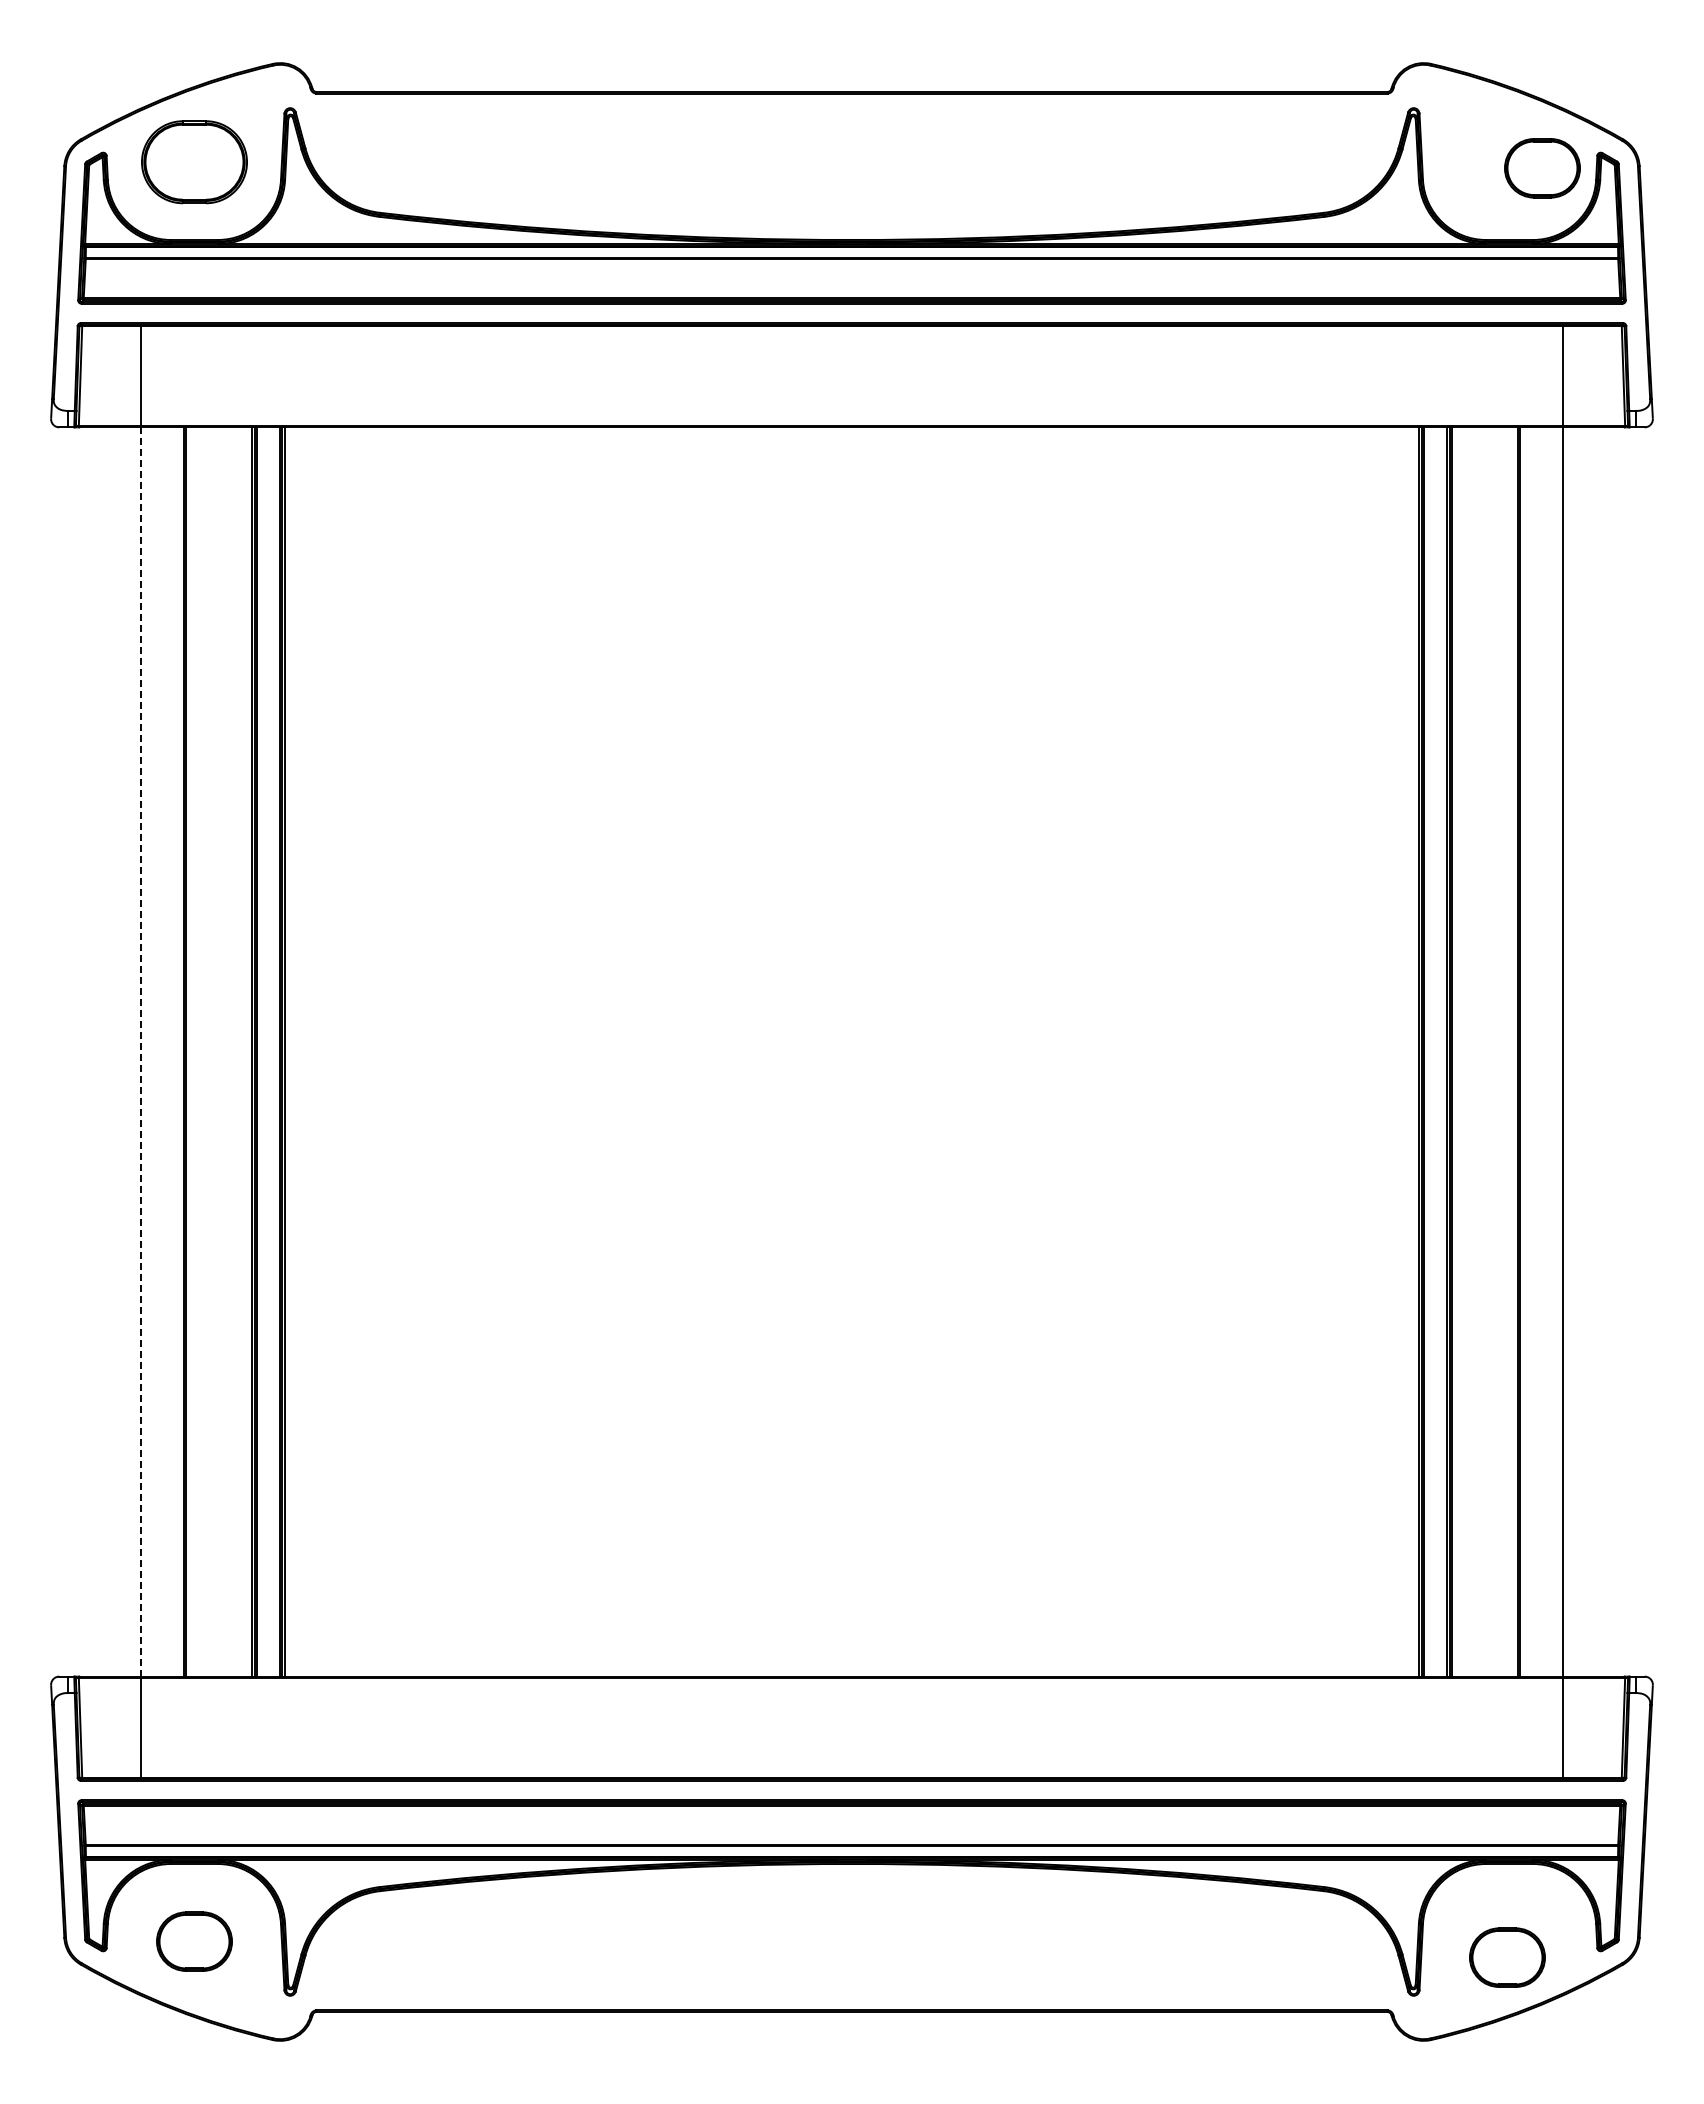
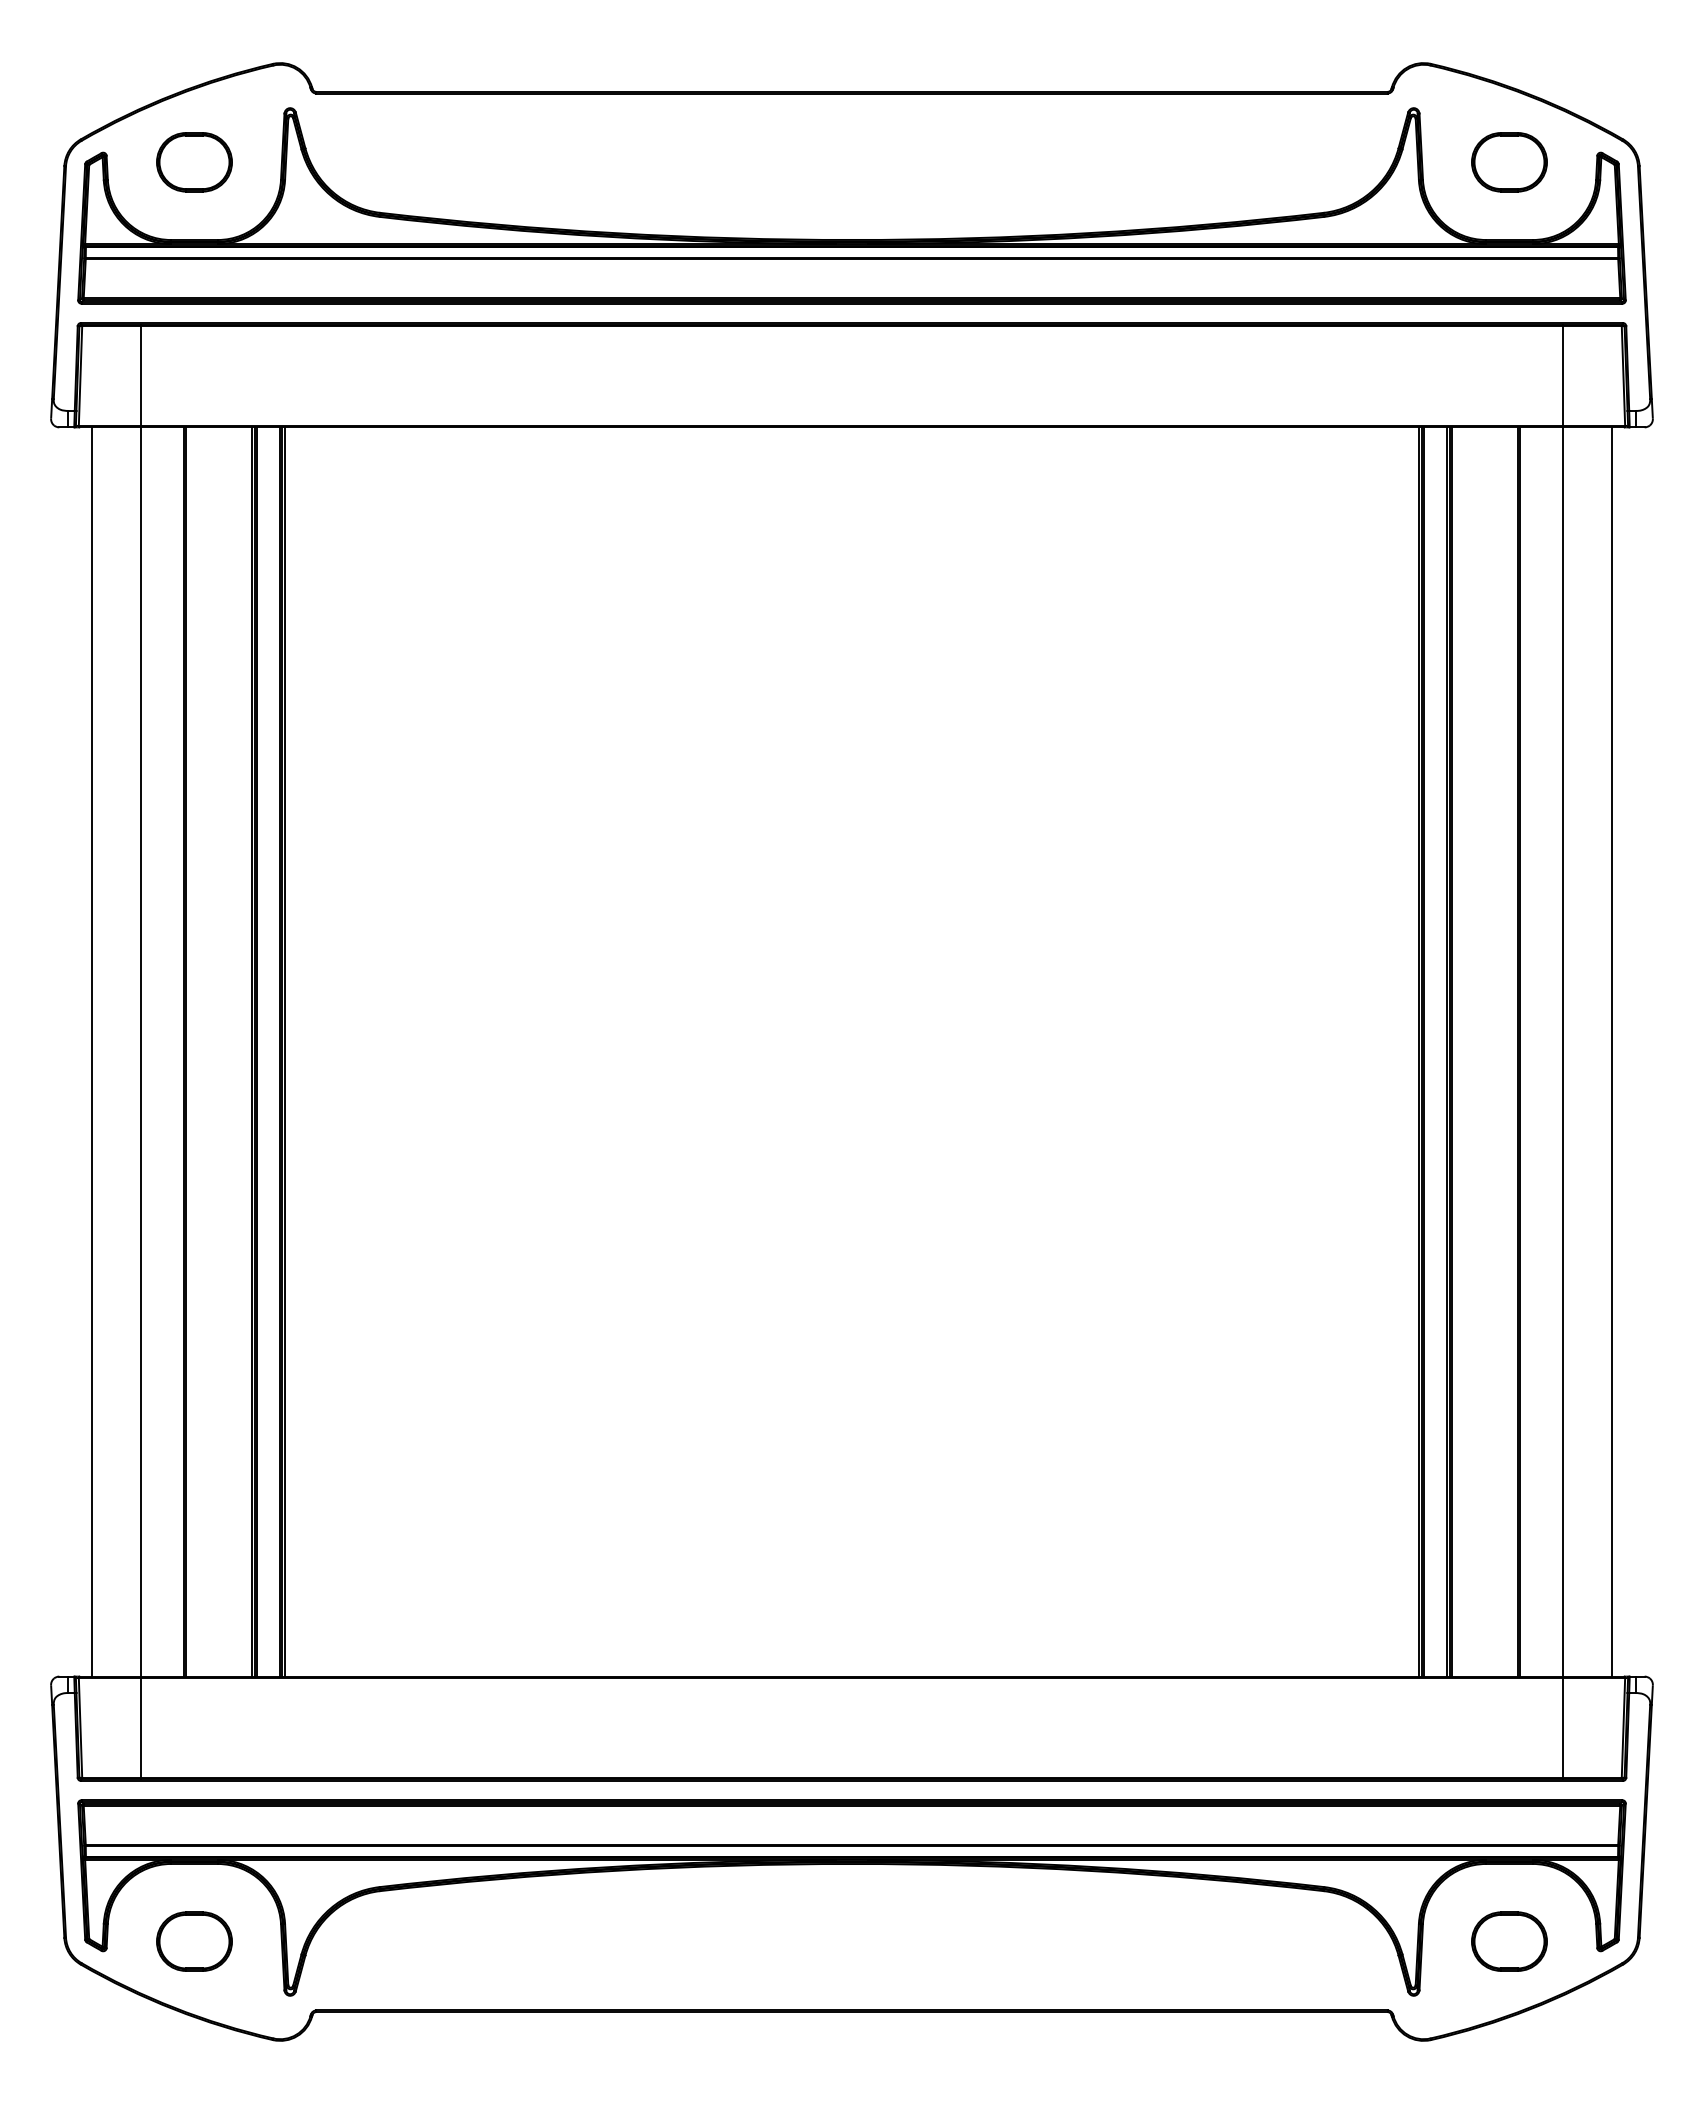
part size: 107x85 px -> 77x61 px (194, 162)
part position: (1542, 168) -> (1509, 162) (1509, 162)
line: none -> present (91, 1051)
line: dashed -> solid (141, 1051)
line: none -> present (1612, 1051)
part position: (1507, 1957) -> (1509, 1941) (1509, 1941)
